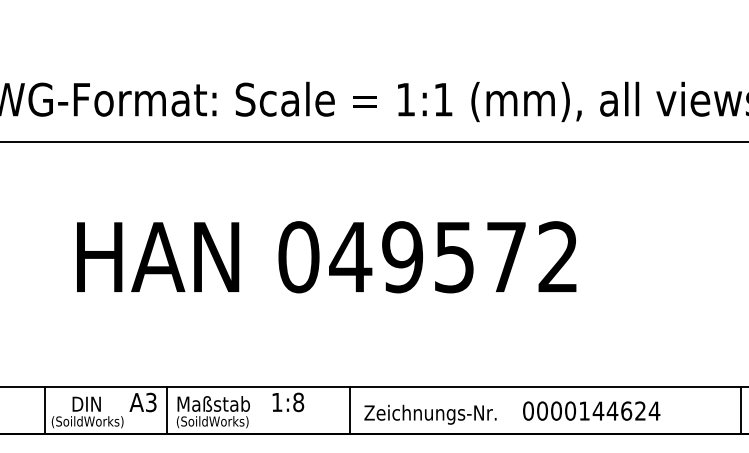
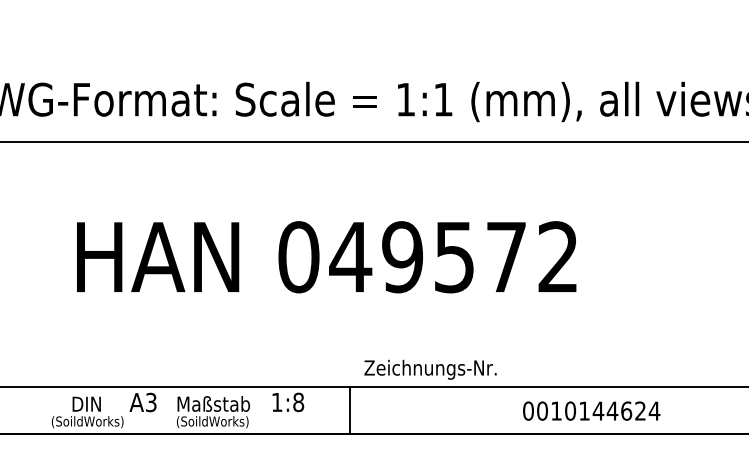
line: present -> none (44, 409)
line: present -> none (166, 409)
line: present -> none (740, 409)
text: 0000144624 -> 0010144624 (556, 410)
text position: (430, 414) -> (430, 369) (430, 369)
